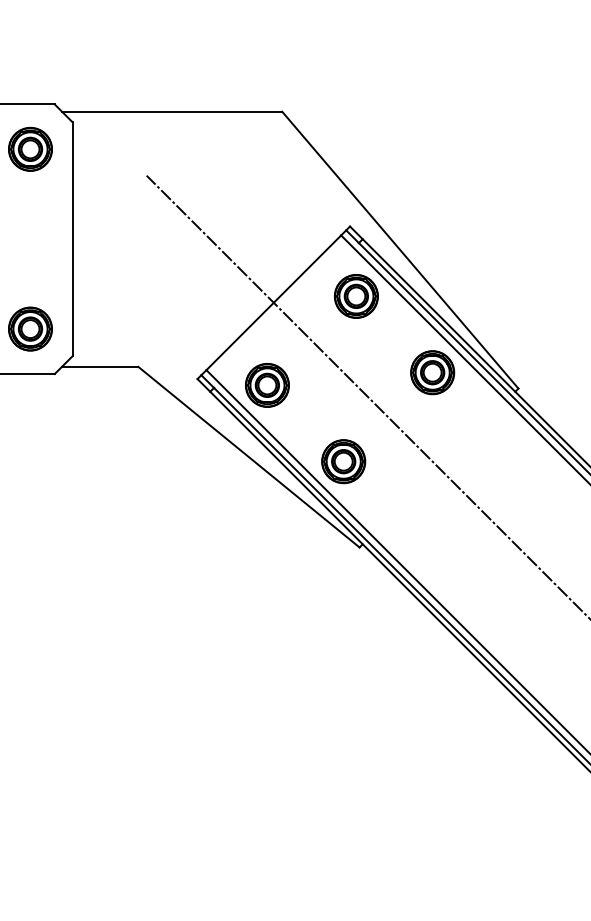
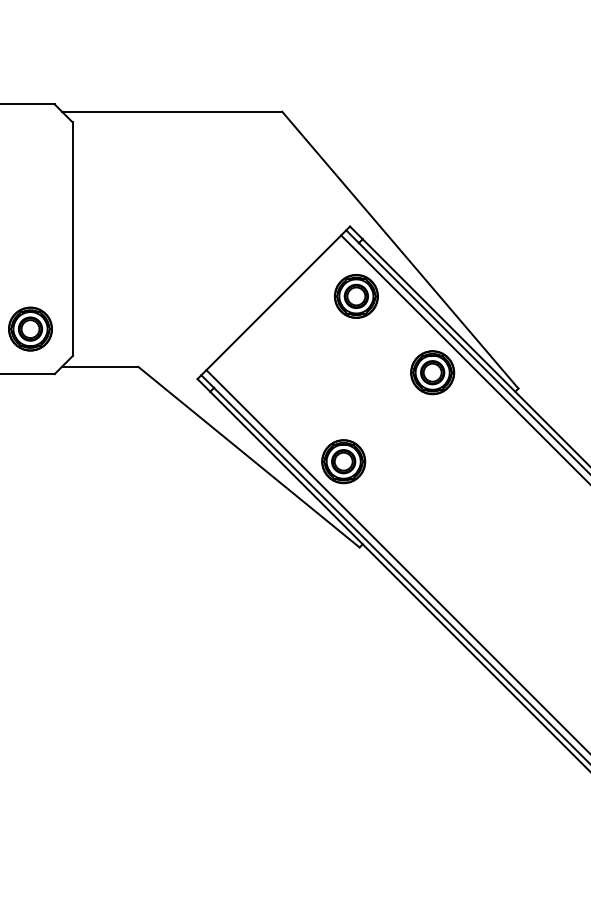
part: present -> none (30, 148)
part: present -> none (267, 385)
line: present -> none (366, 395)
